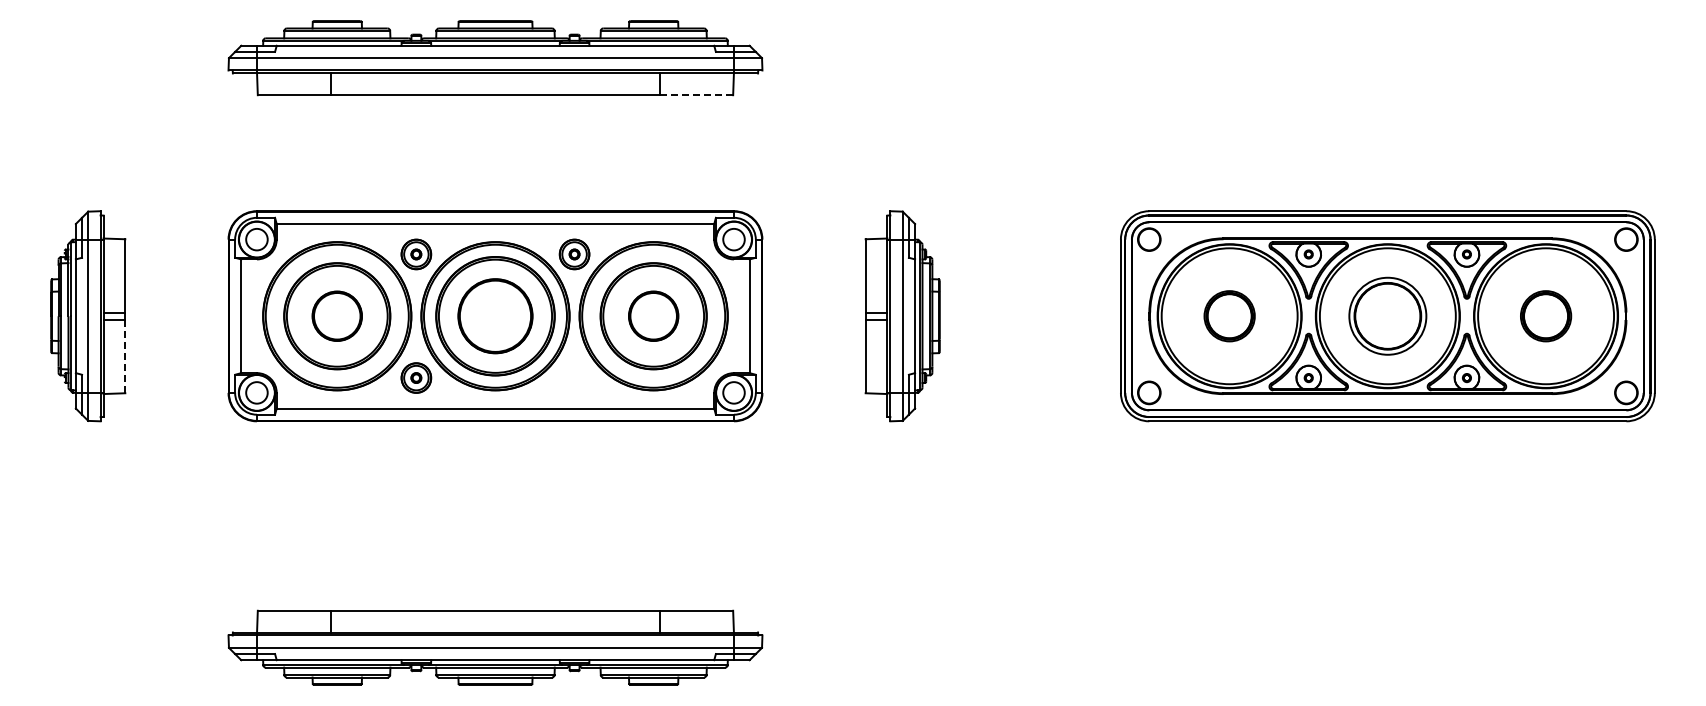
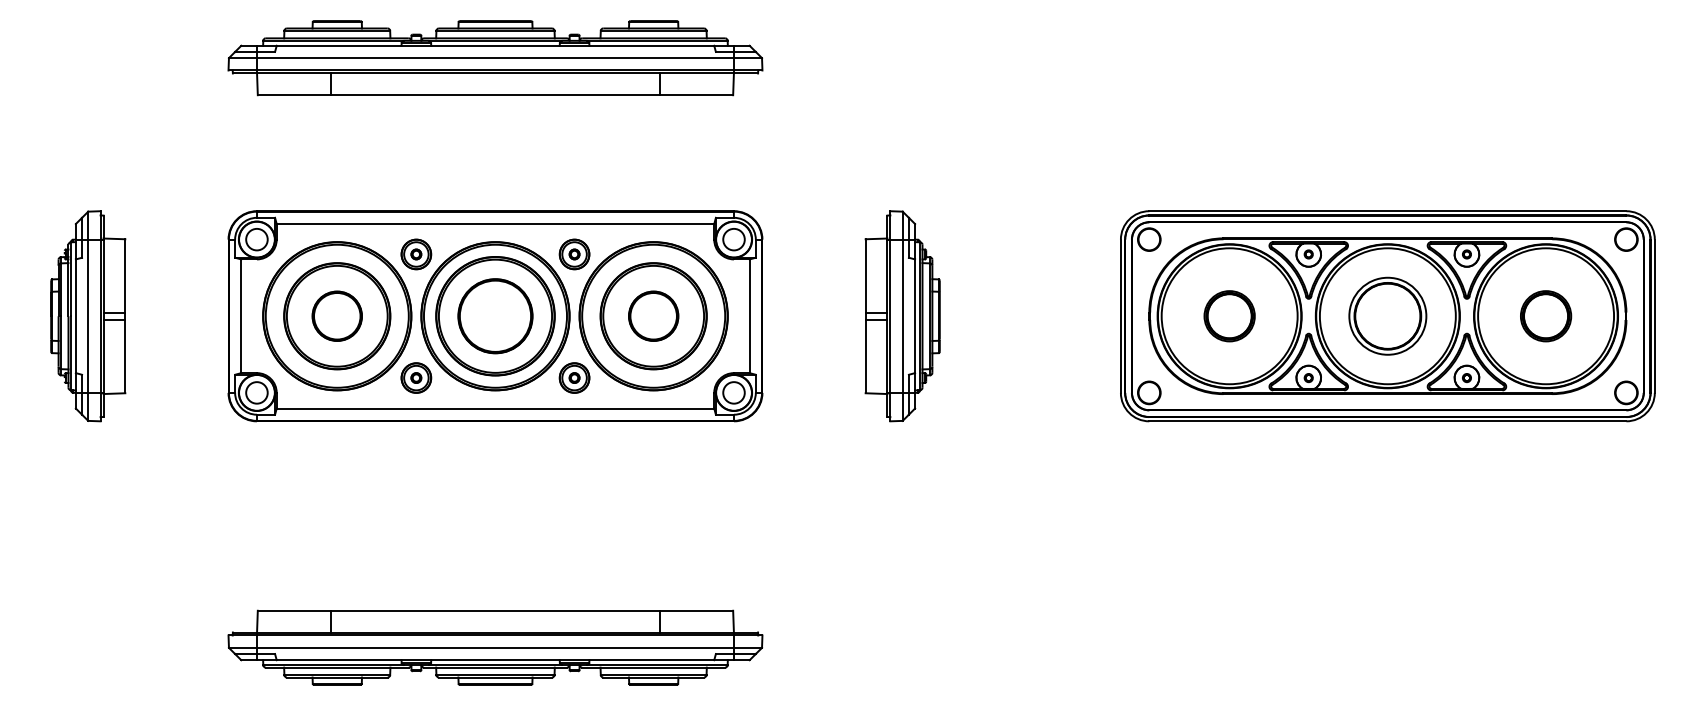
line: dashed -> solid (696, 95)
line: dashed -> solid (125, 356)
part: none -> present (574, 377)
